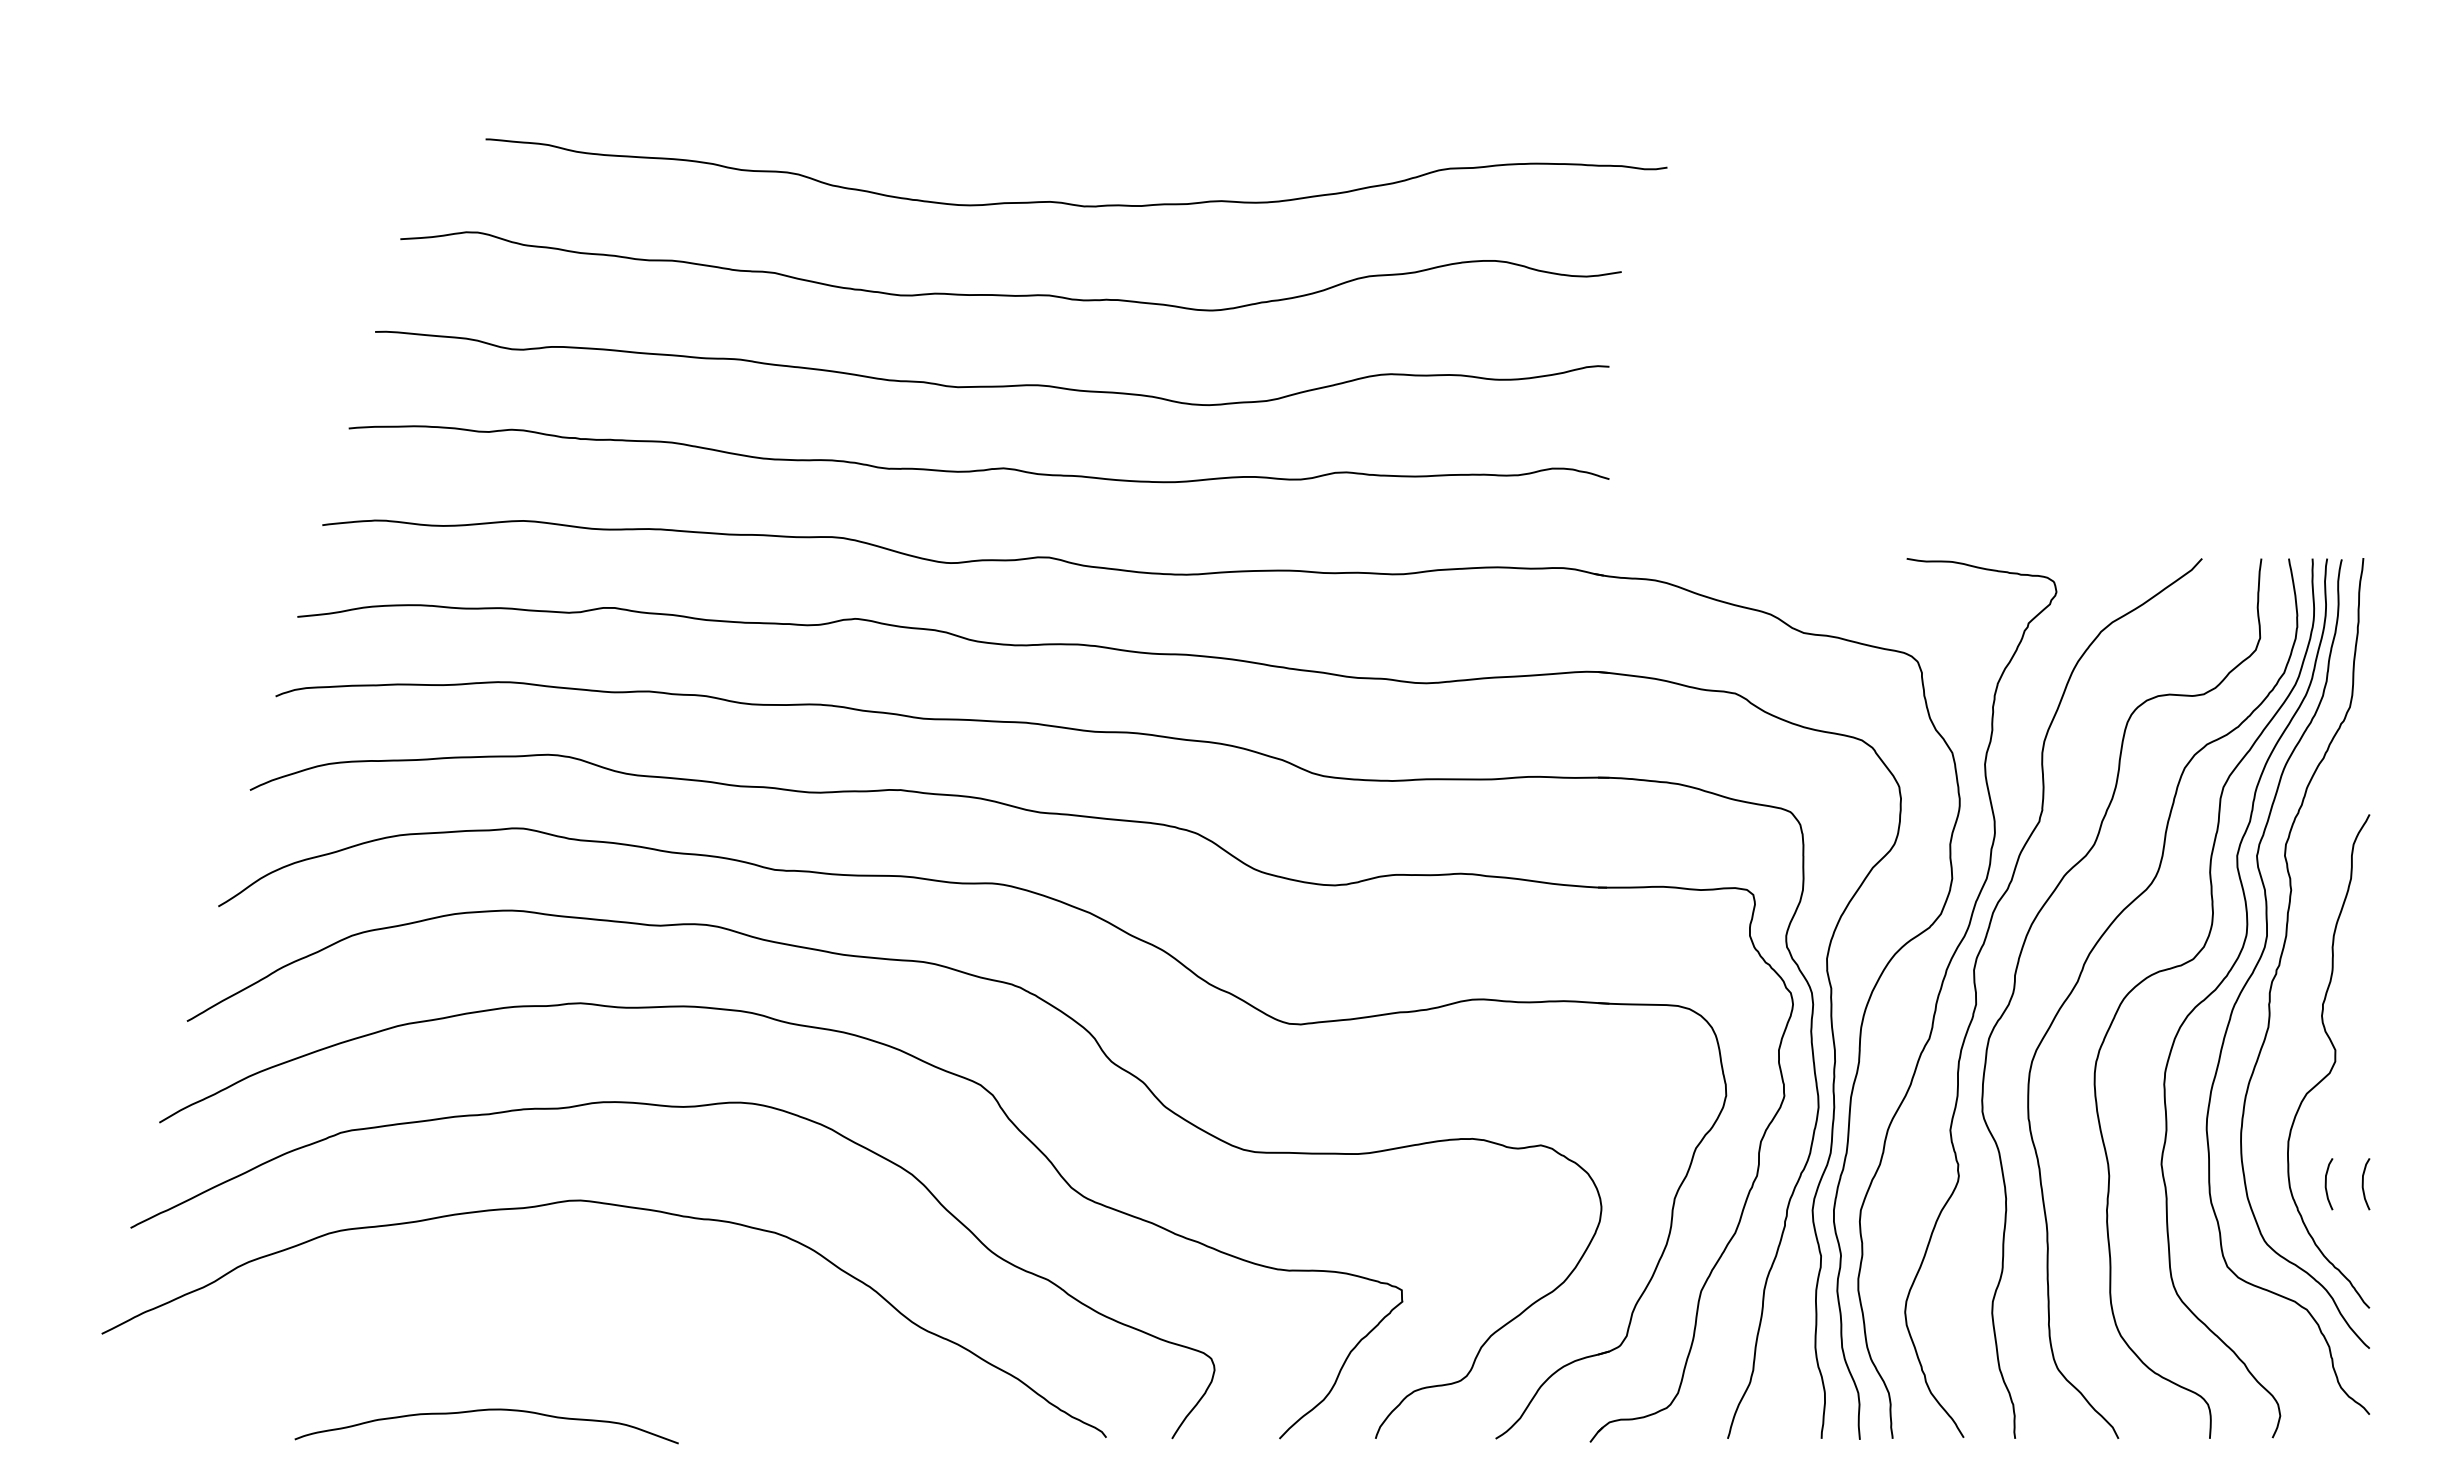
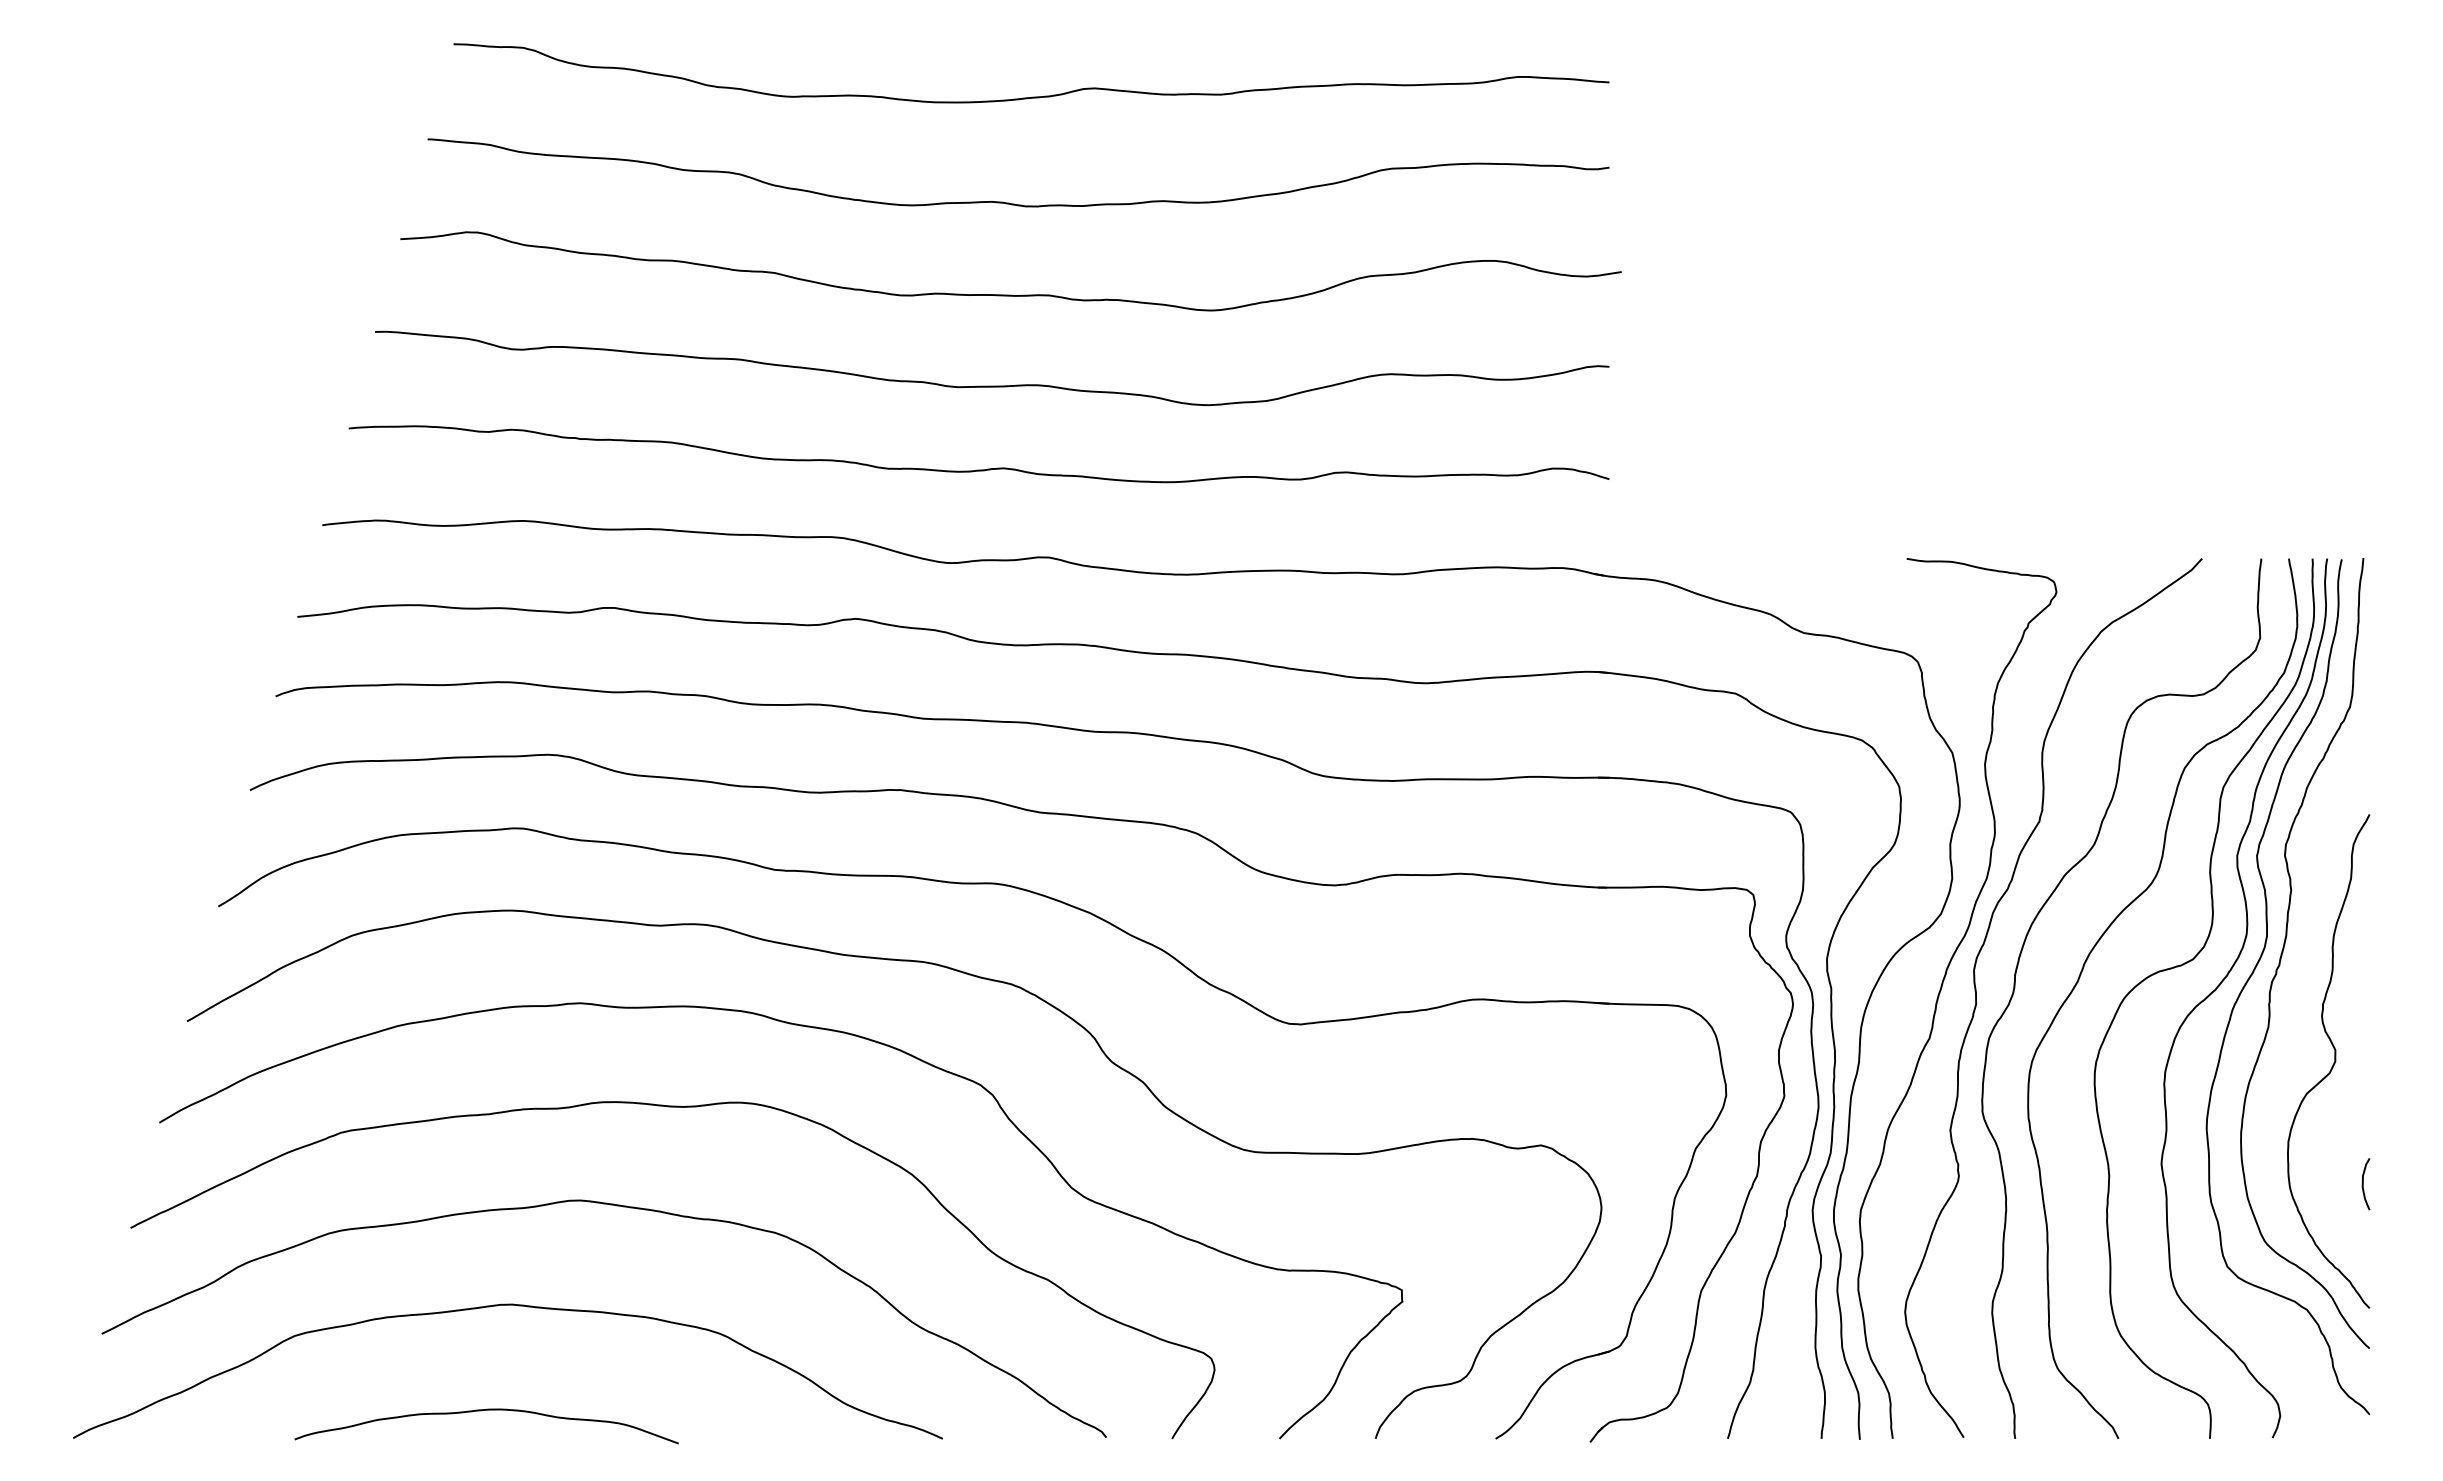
curve: none -> present (1032, 96)
curve position: (1072, 203) -> (1014, 203) (1014, 203)
curve: present -> none (2326, 1184)
curve: none -> present (497, 1306)
